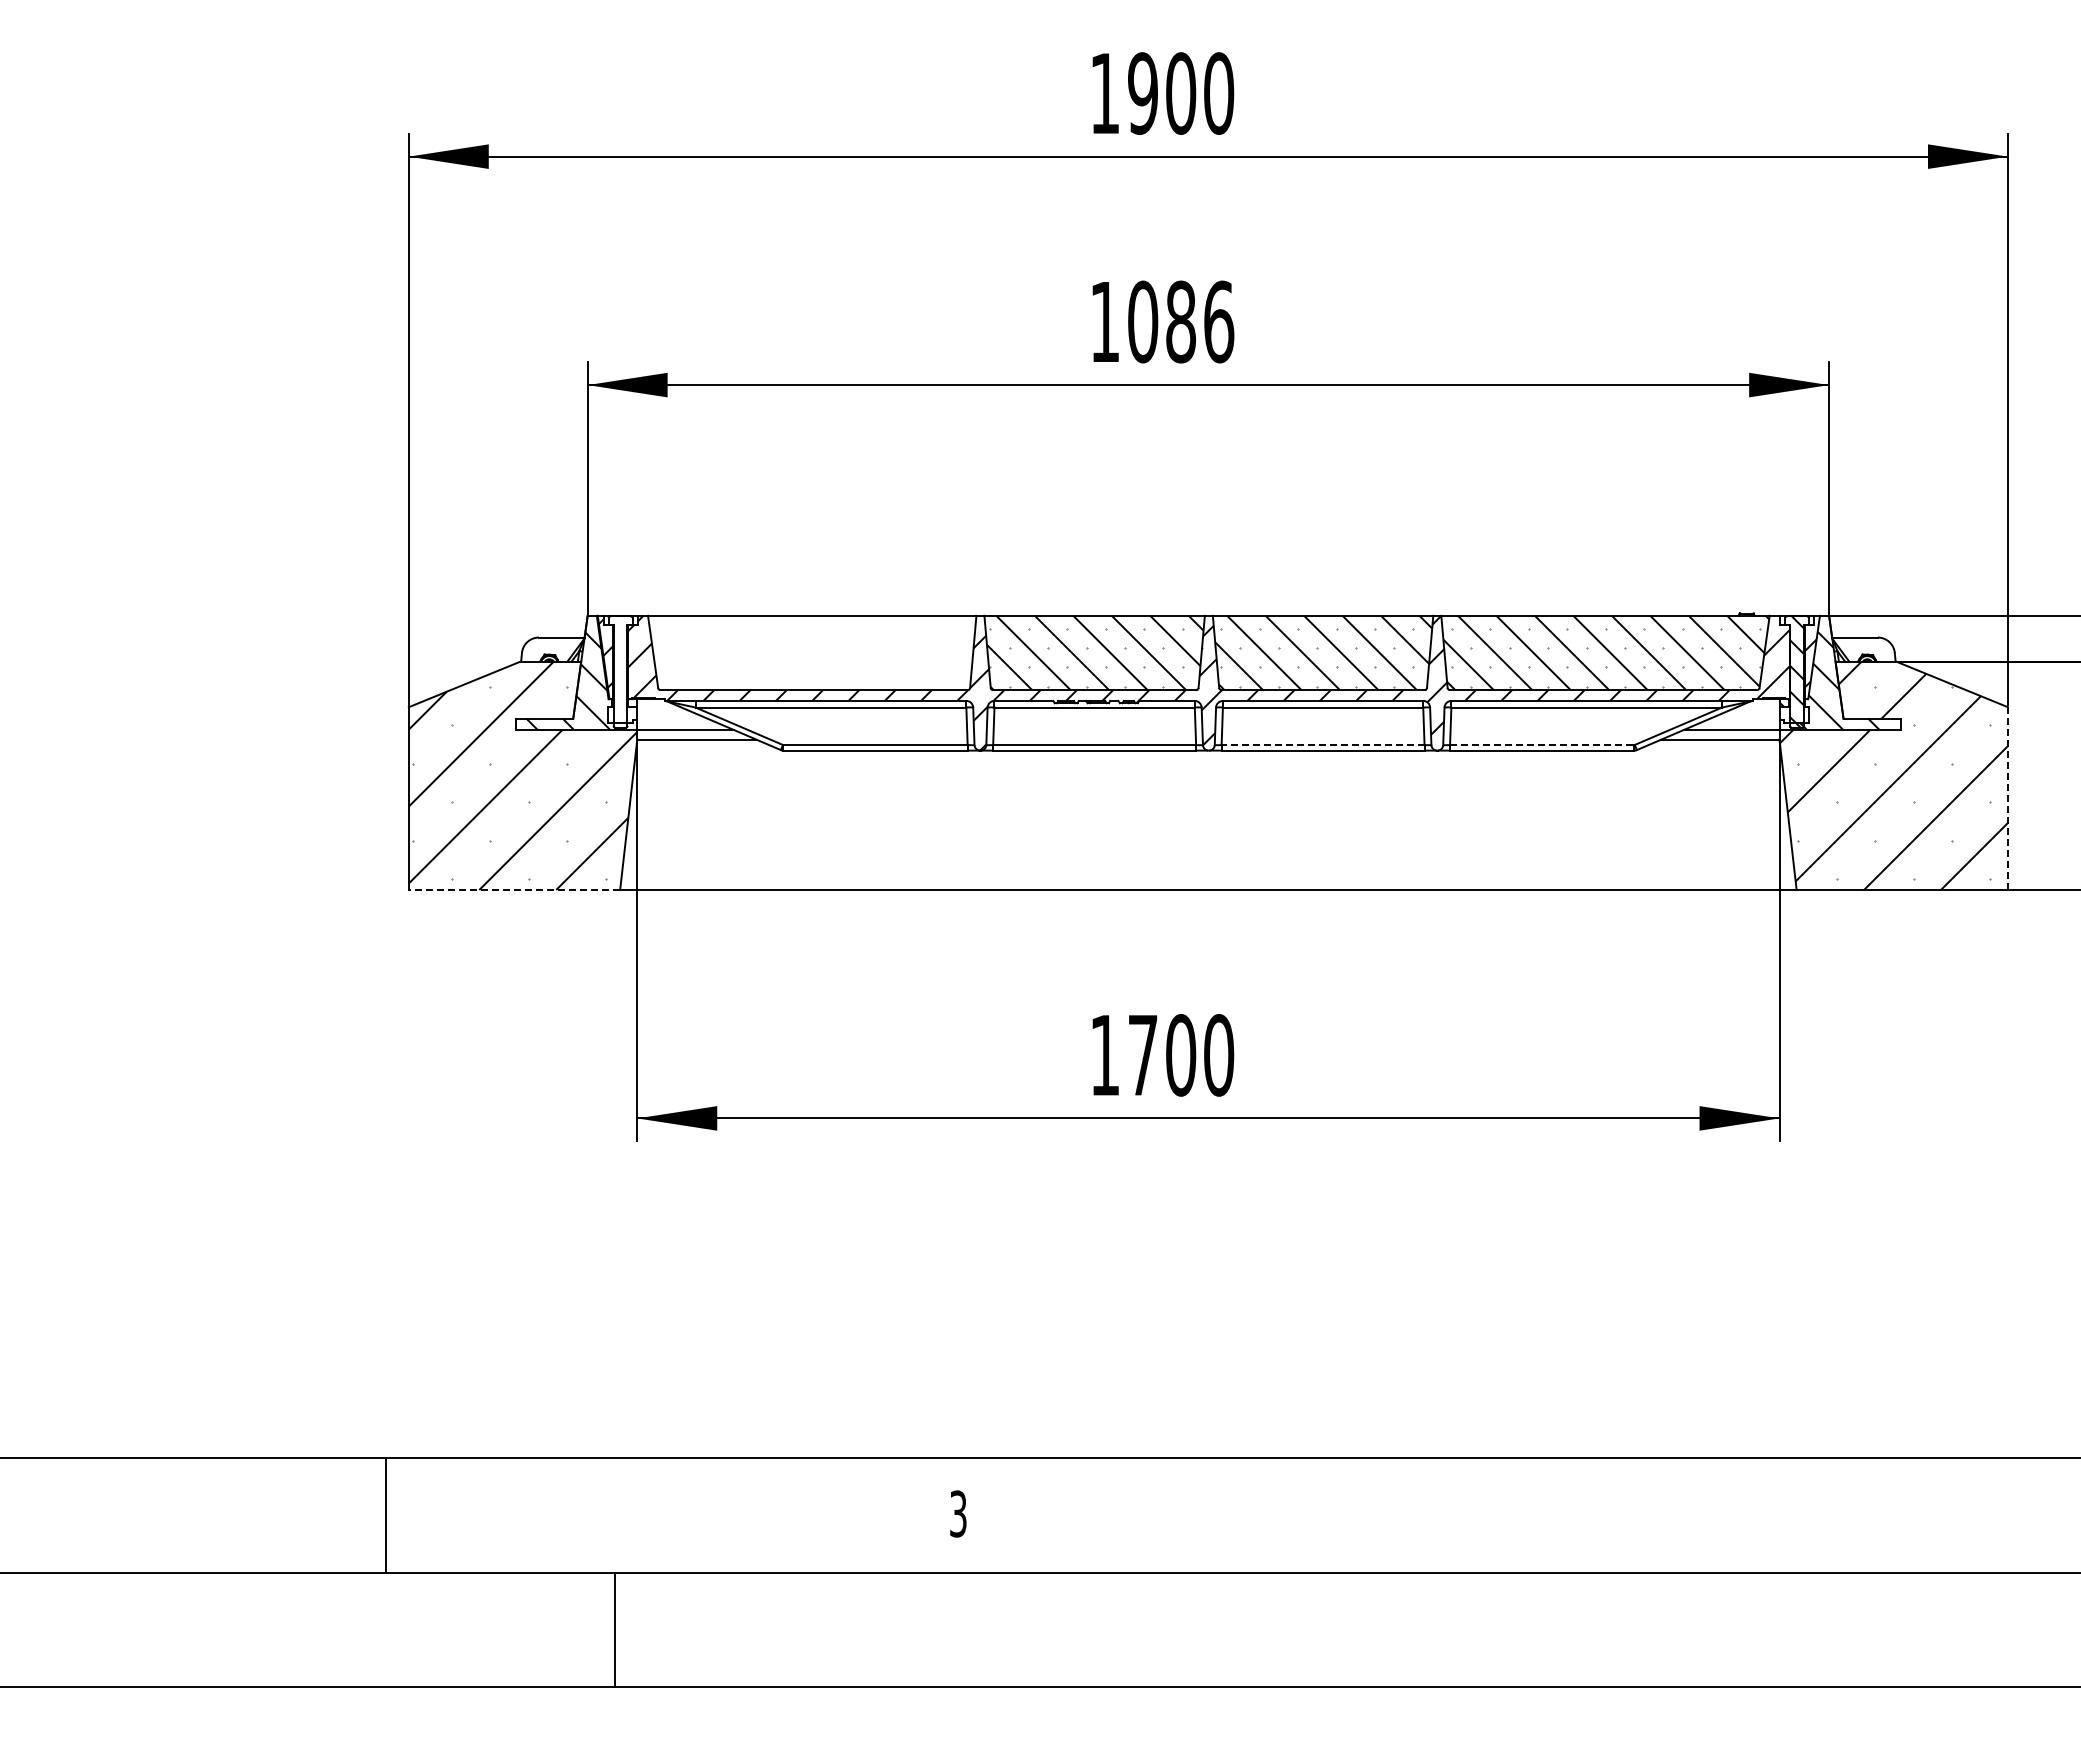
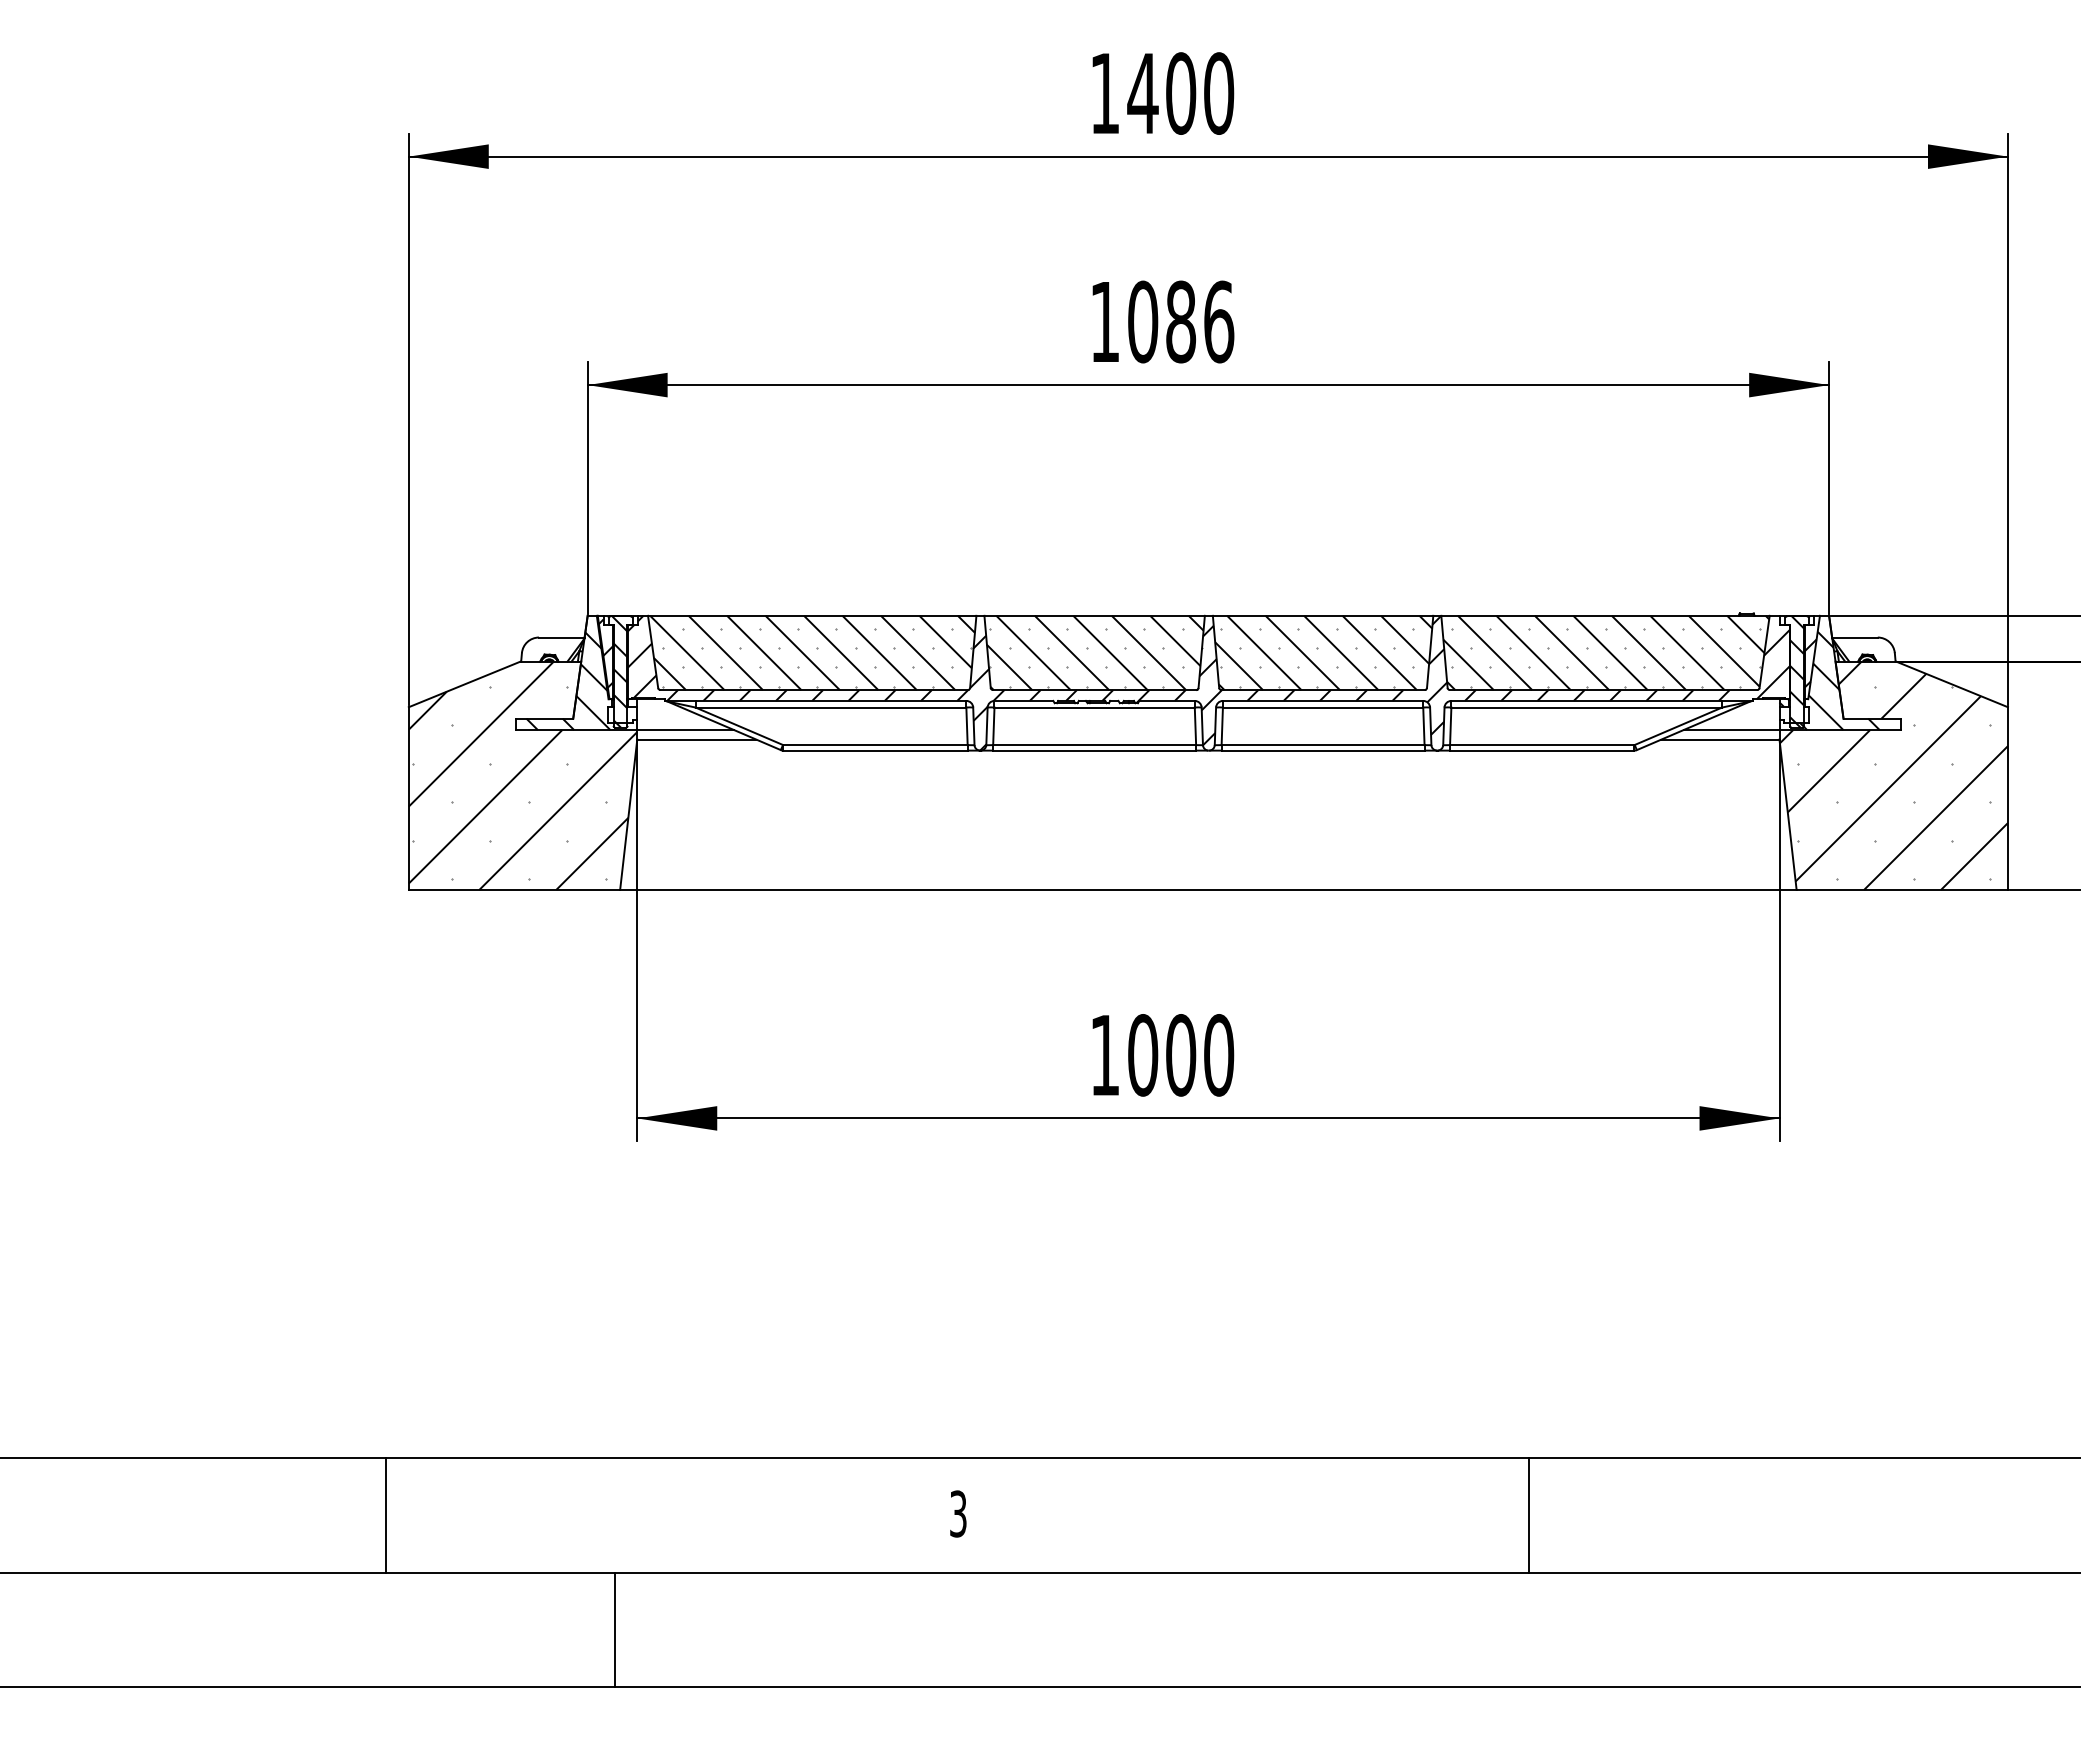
text: 1900 -> 1400 (1142, 93)
hatch: none -> present (812, 652)
hatch: none -> present (619, 671)
line: dashed -> solid (1322, 745)
line: dashed -> solid (1542, 745)
line: dashed -> solid (2007, 798)
line: dashed -> solid (514, 889)
text: 1700 -> 1000 (1143, 1055)
line: none -> present (1528, 1515)
